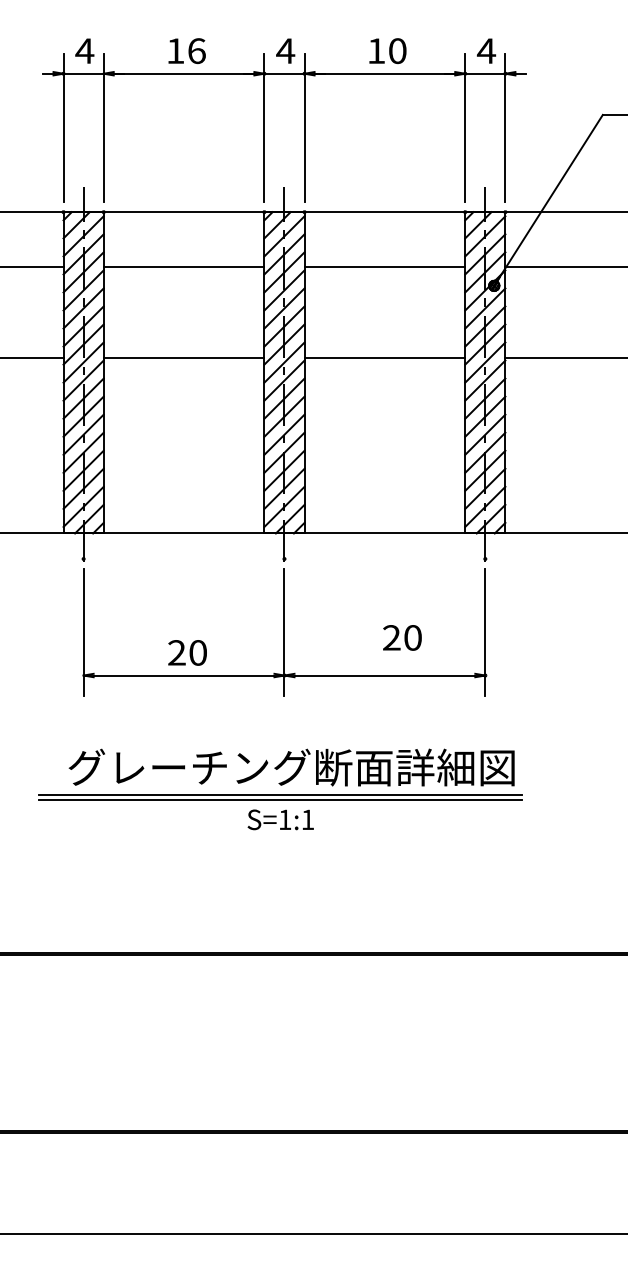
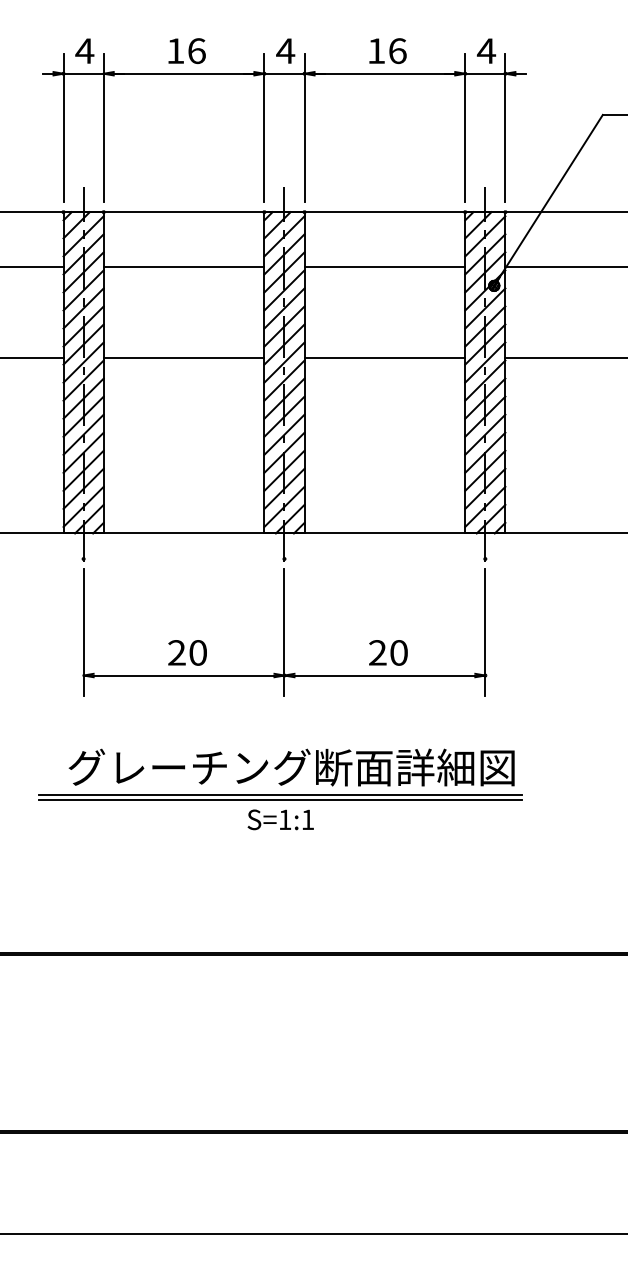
text: 10 -> 16 (397, 50)
text position: (402, 637) -> (388, 652) (388, 652)
